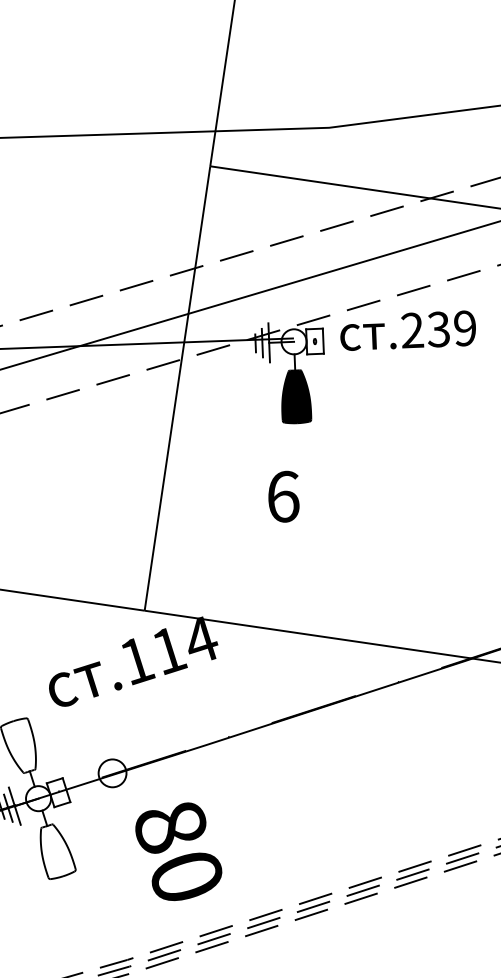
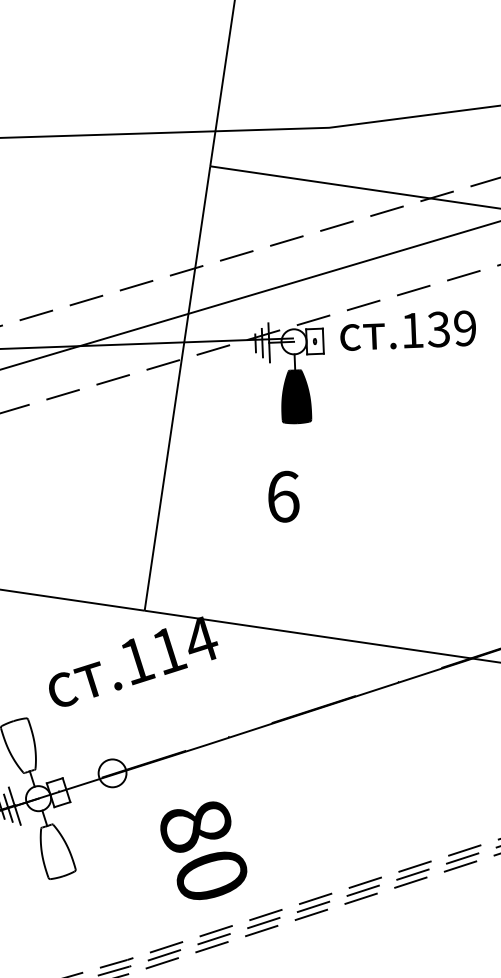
text: .239 -> .139 (412, 330)
text position: (178, 851) -> (203, 850) (203, 850)
